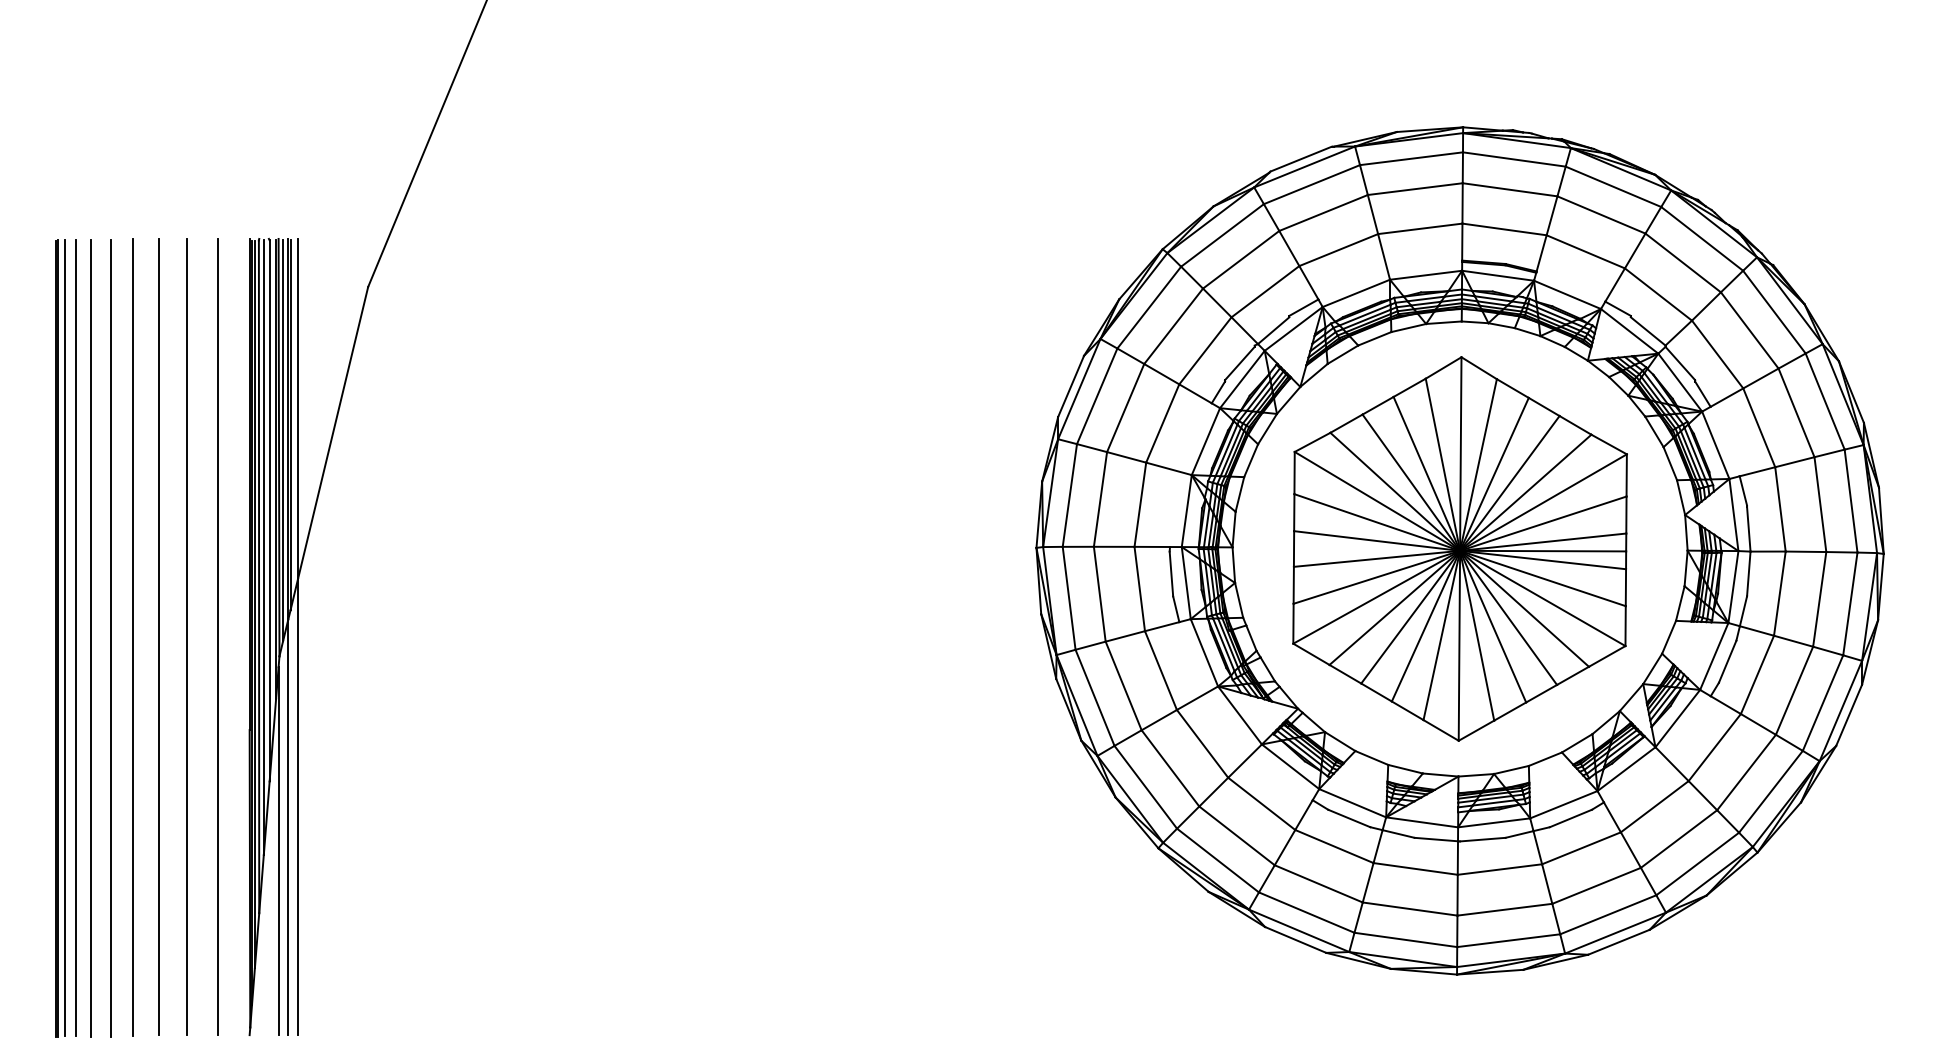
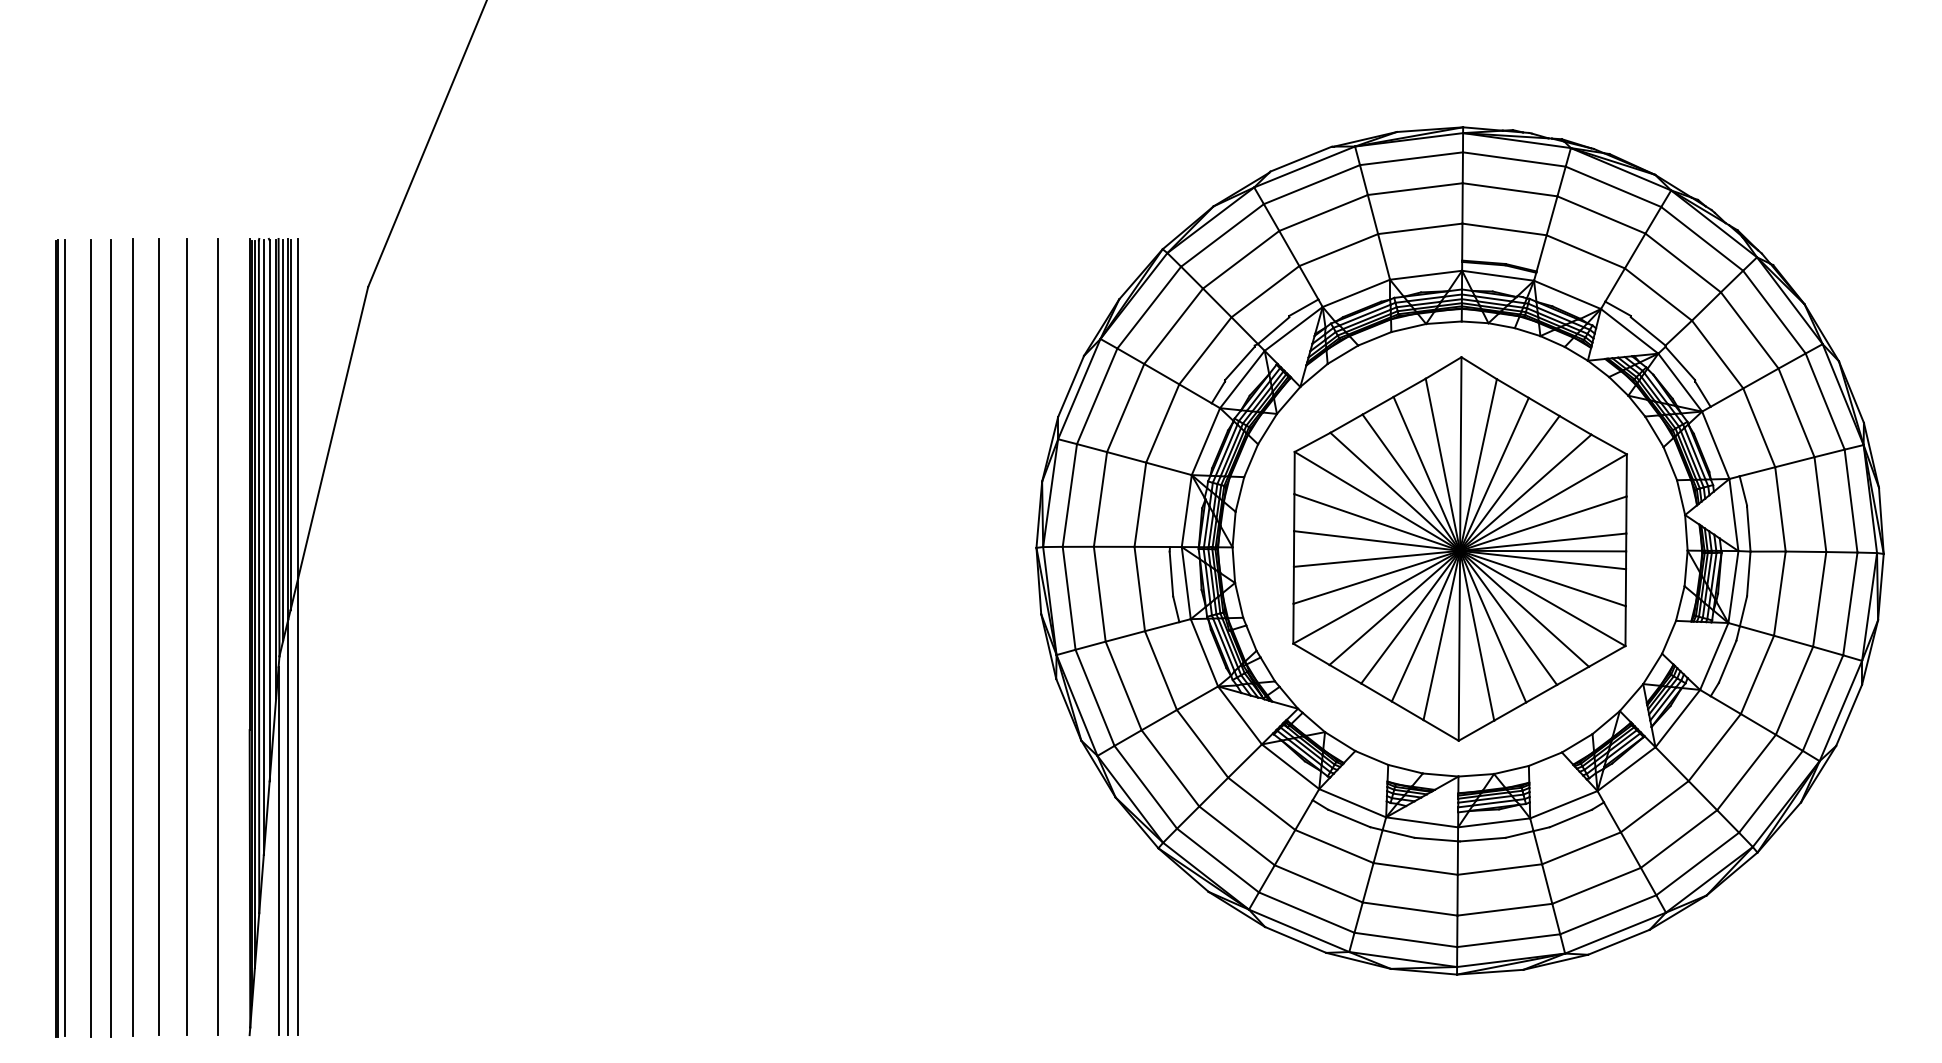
line: present -> none (76, 637)
